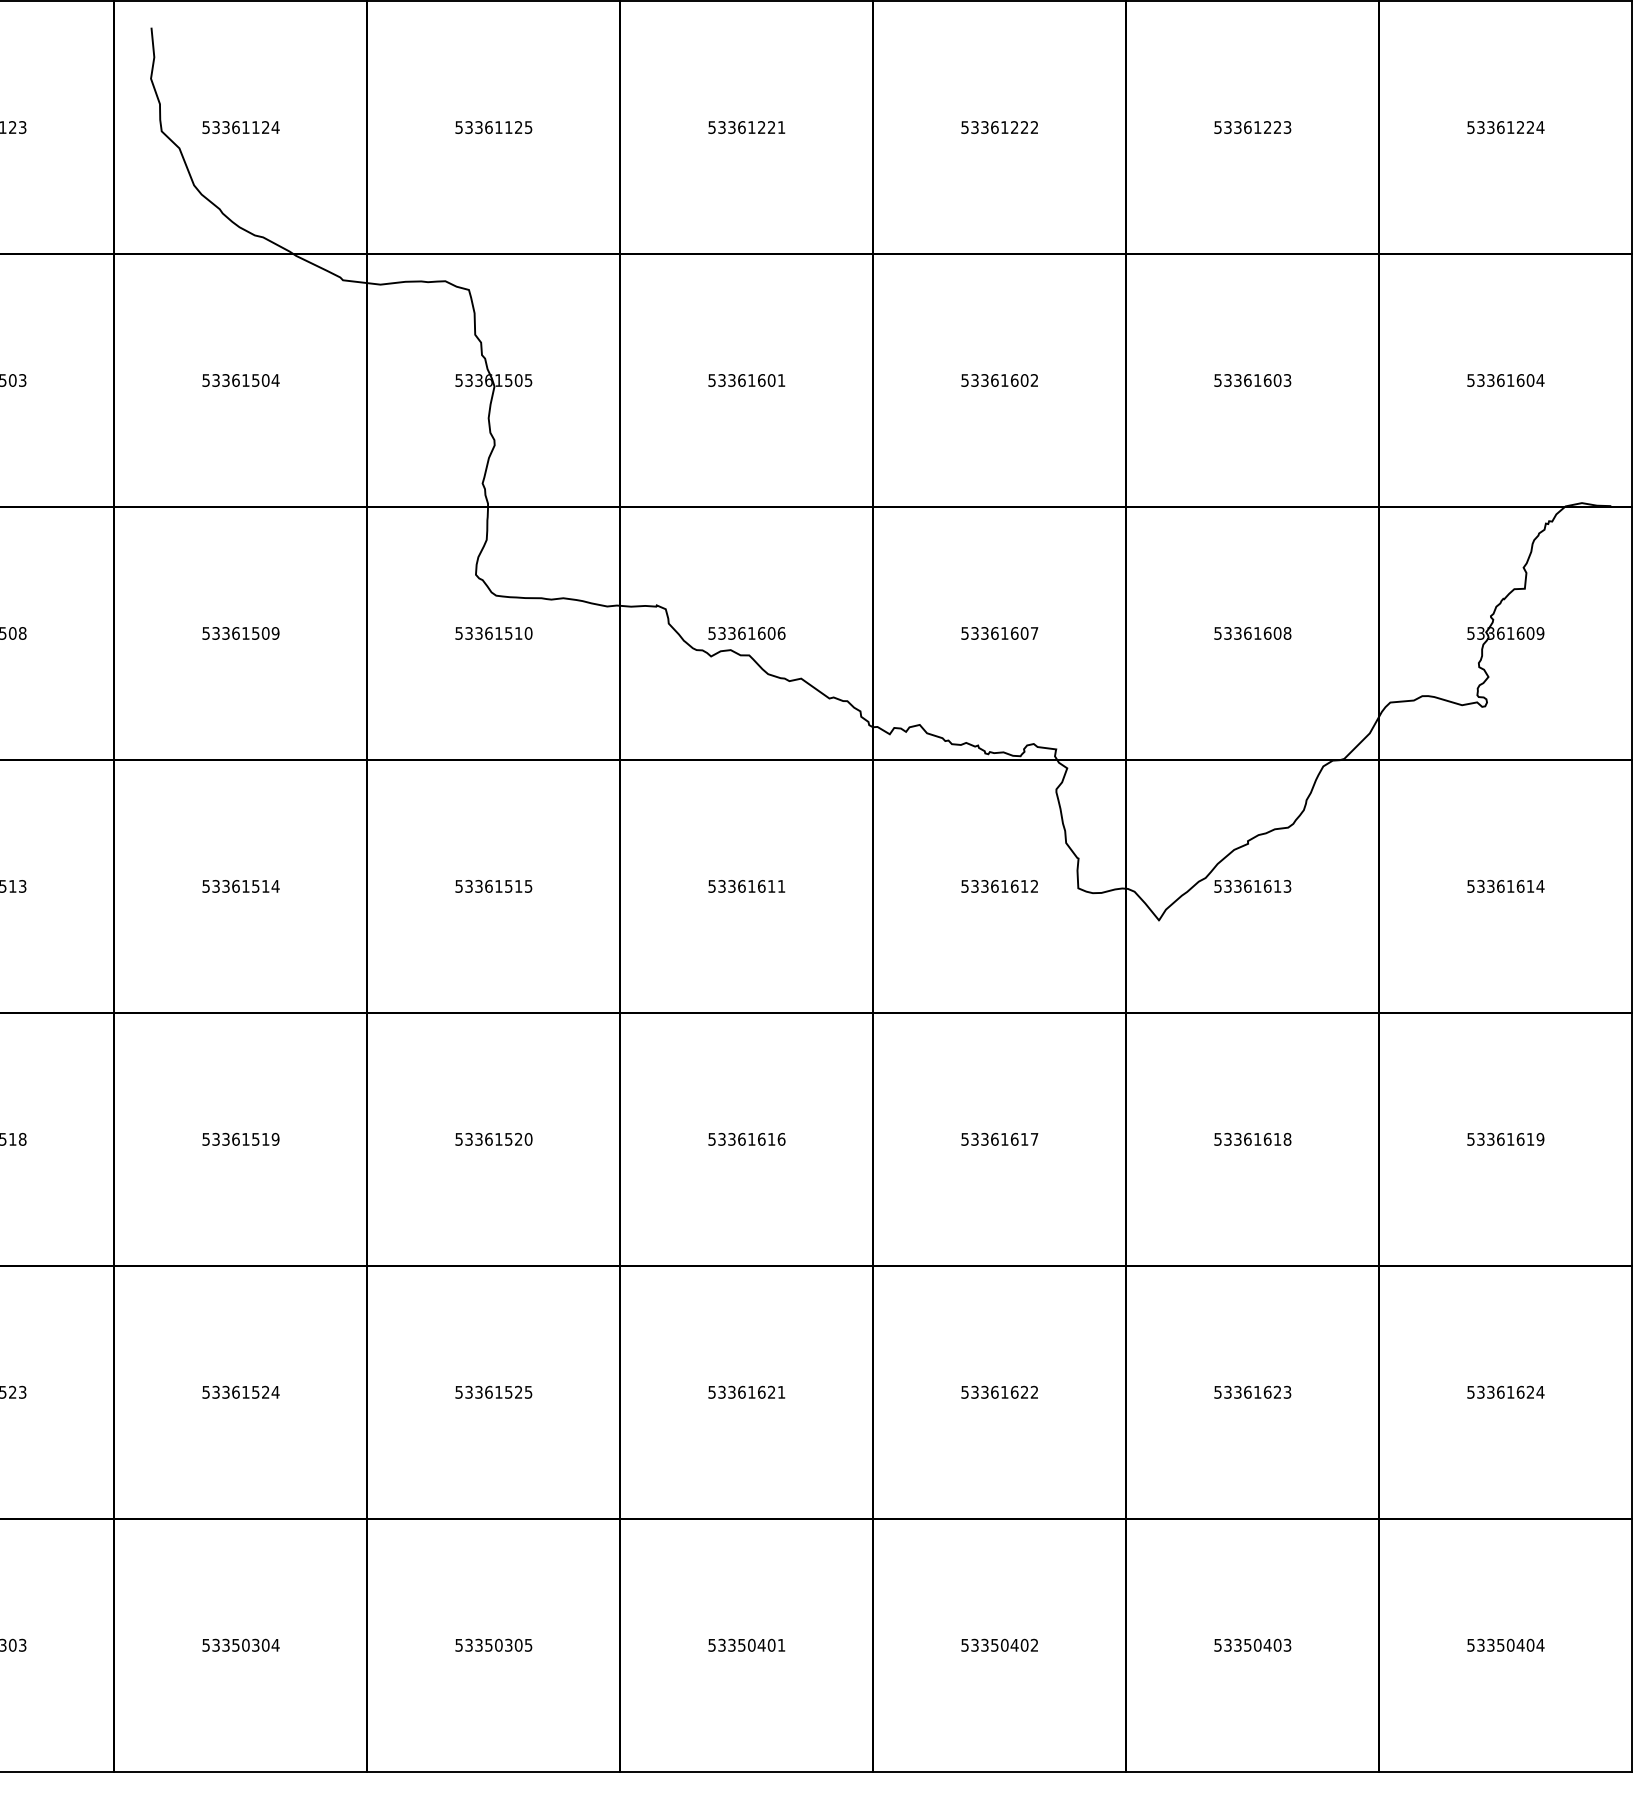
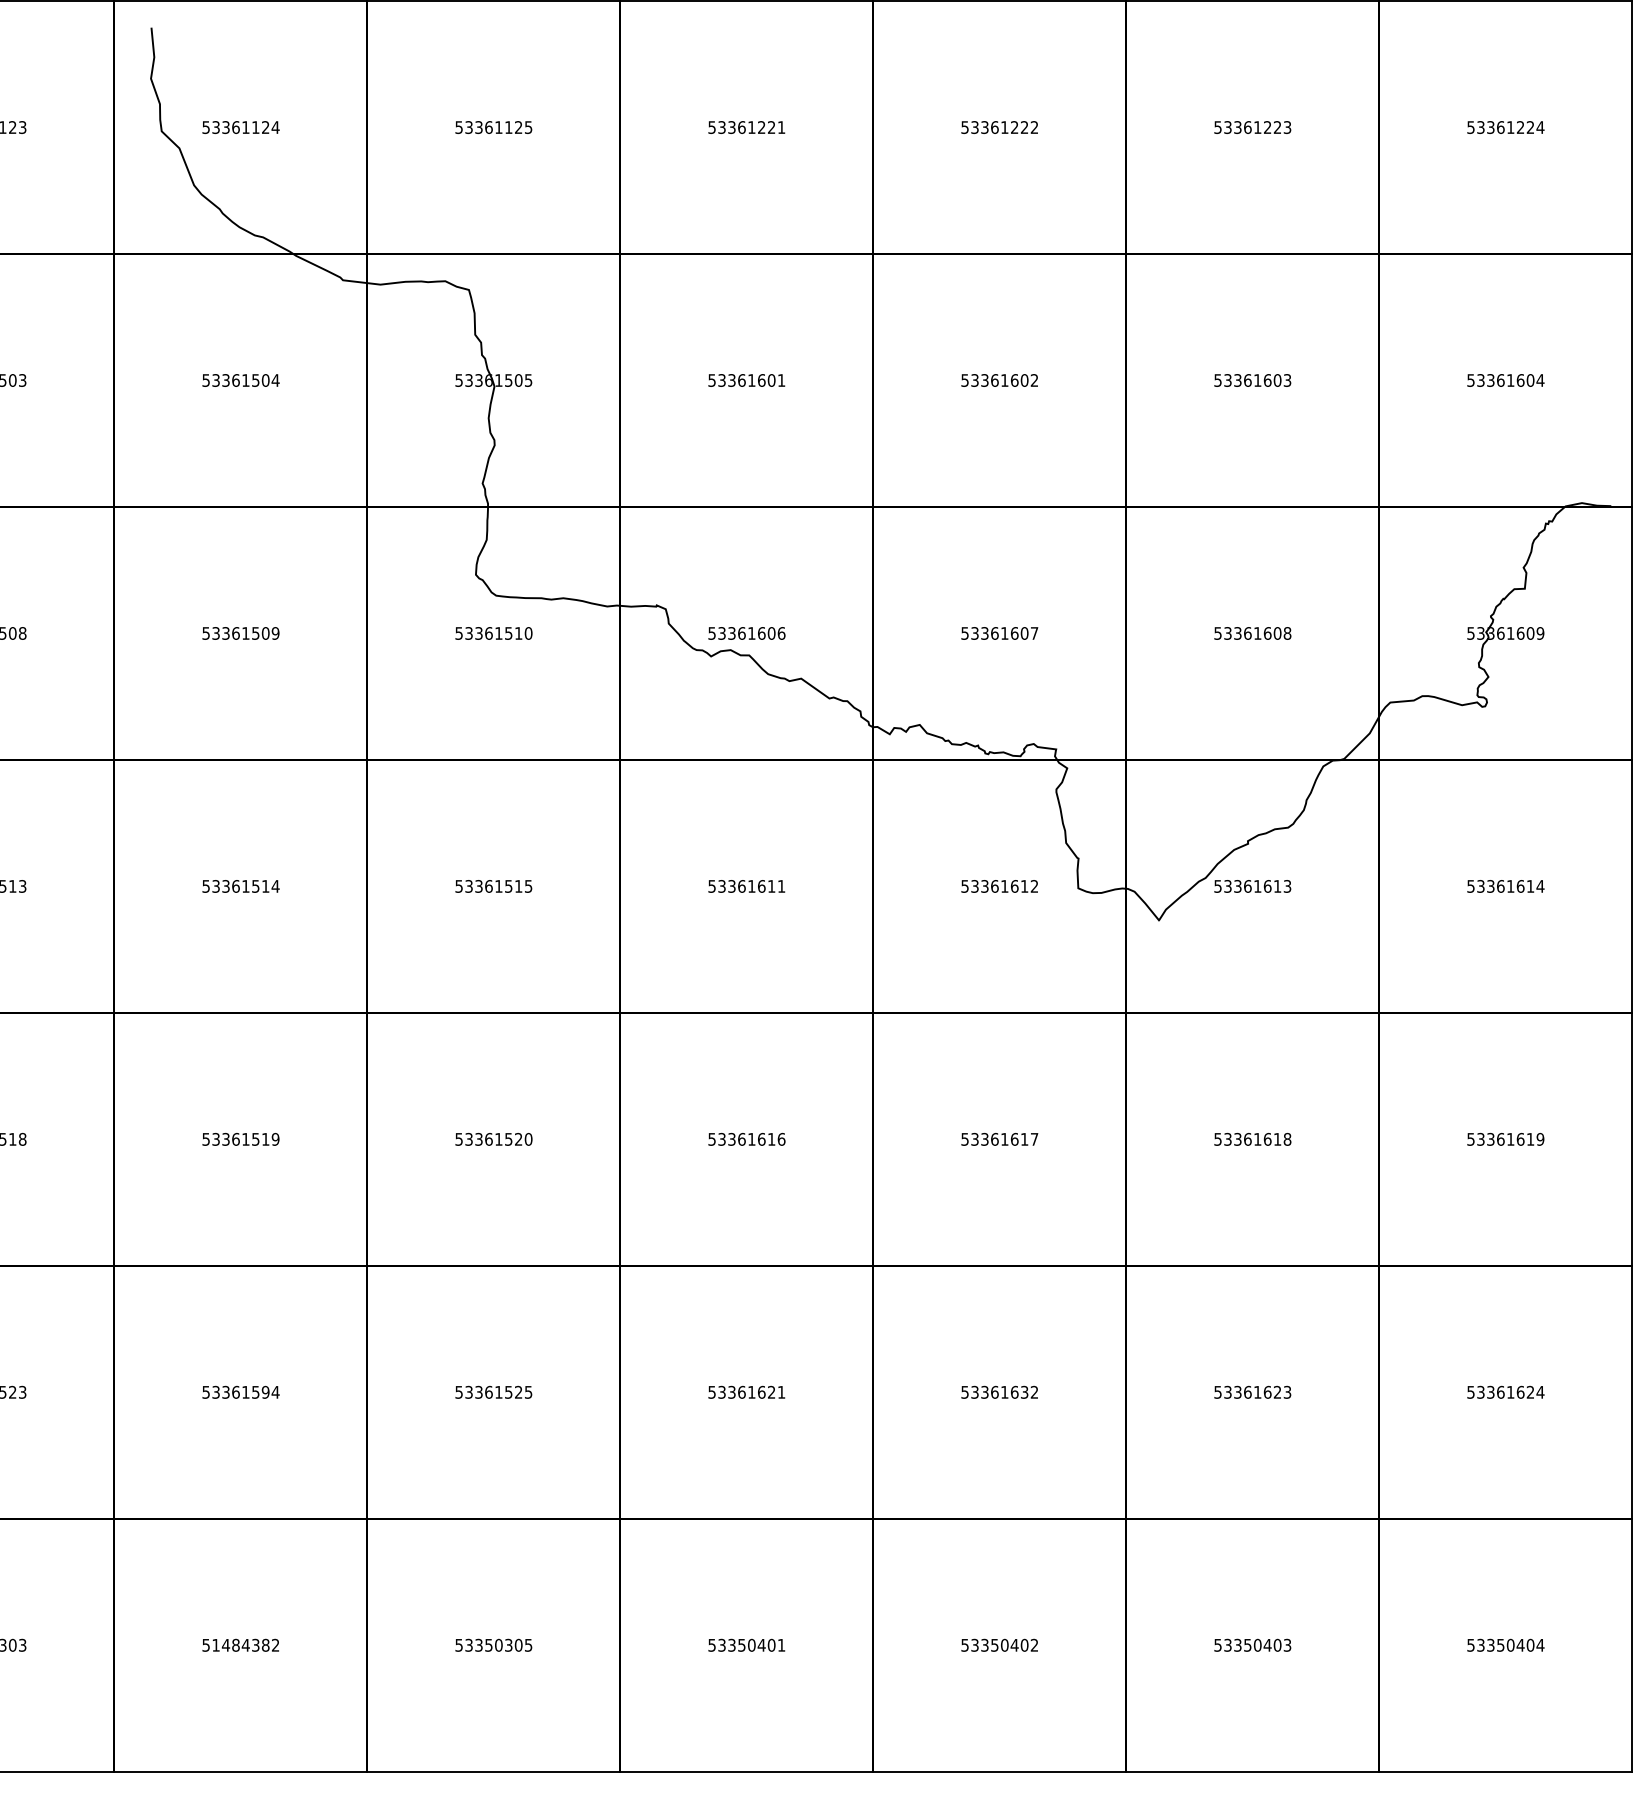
text: 53361524 -> 53361594 (265, 1392)
text: 53361622 -> 53361632 (1024, 1392)
text: 53350304 -> 51484382 (245, 1644)
